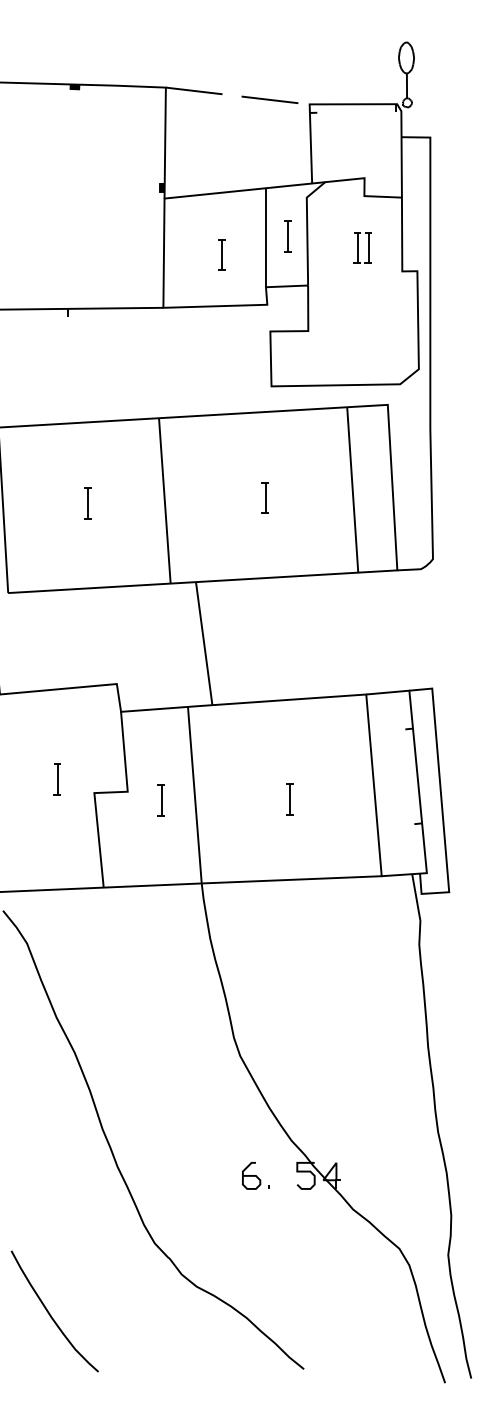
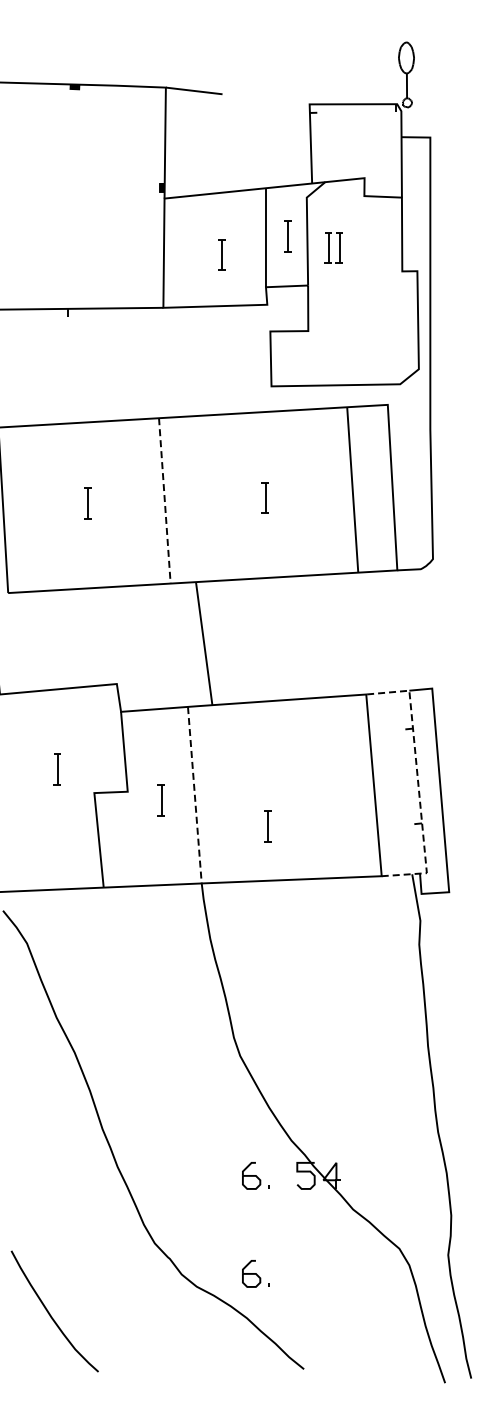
line: present -> none (269, 99)
part position: (362, 247) -> (333, 247) (333, 247)
line: solid -> dashed (164, 501)
part position: (56, 779) -> (56, 769) (56, 769)
line: solid -> dashed (418, 782)
line: solid -> dashed (194, 795)
part position: (289, 799) -> (267, 826) (267, 826)
part: none -> present (255, 1273)
